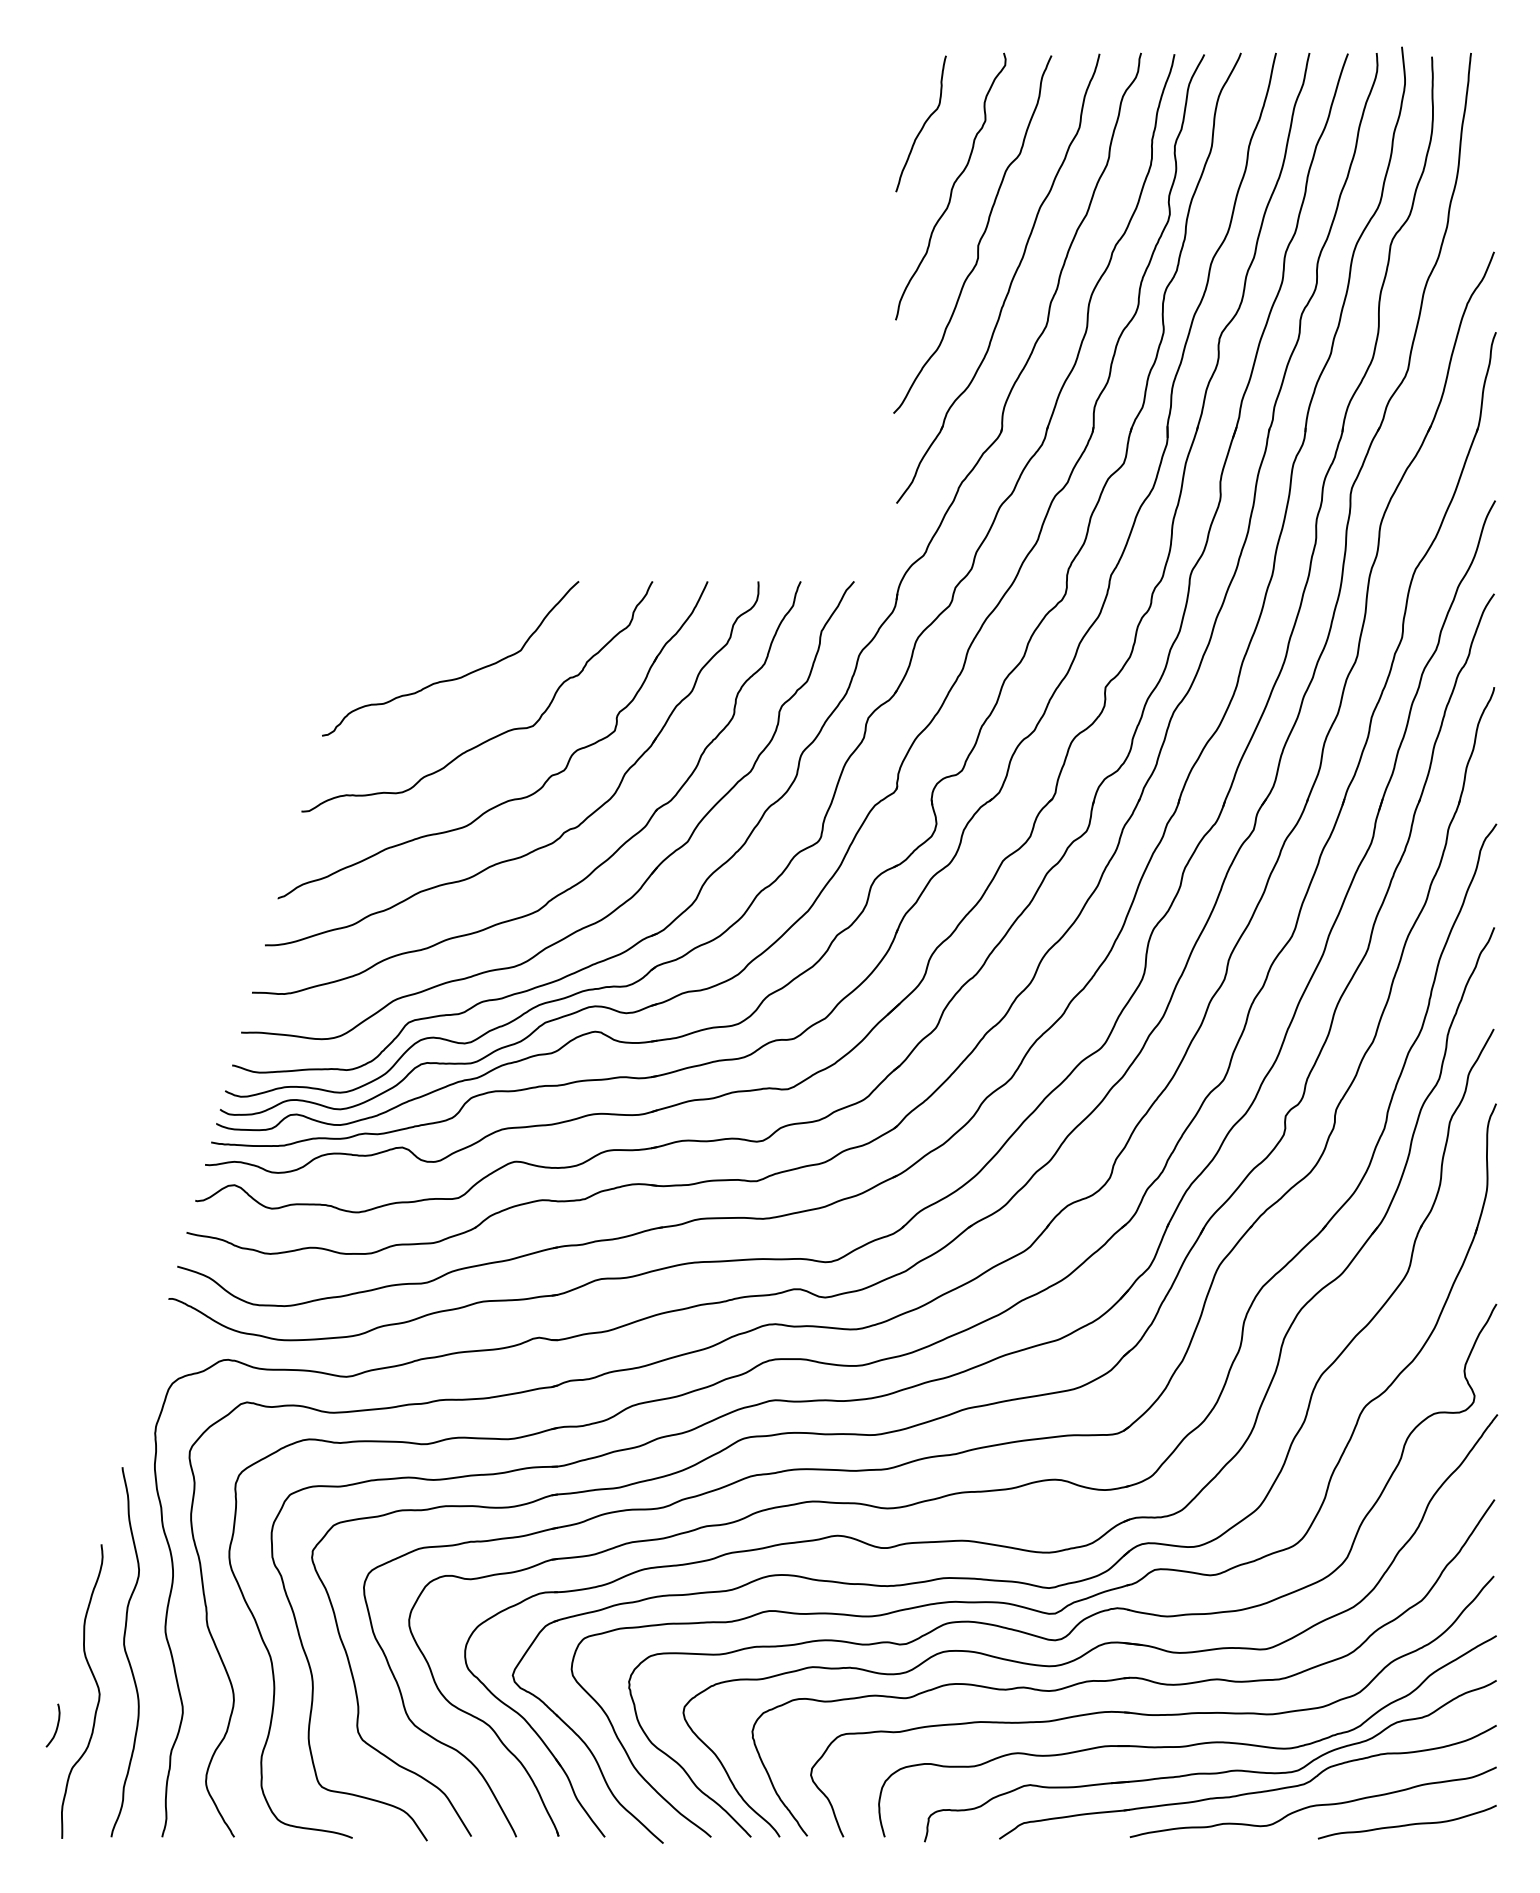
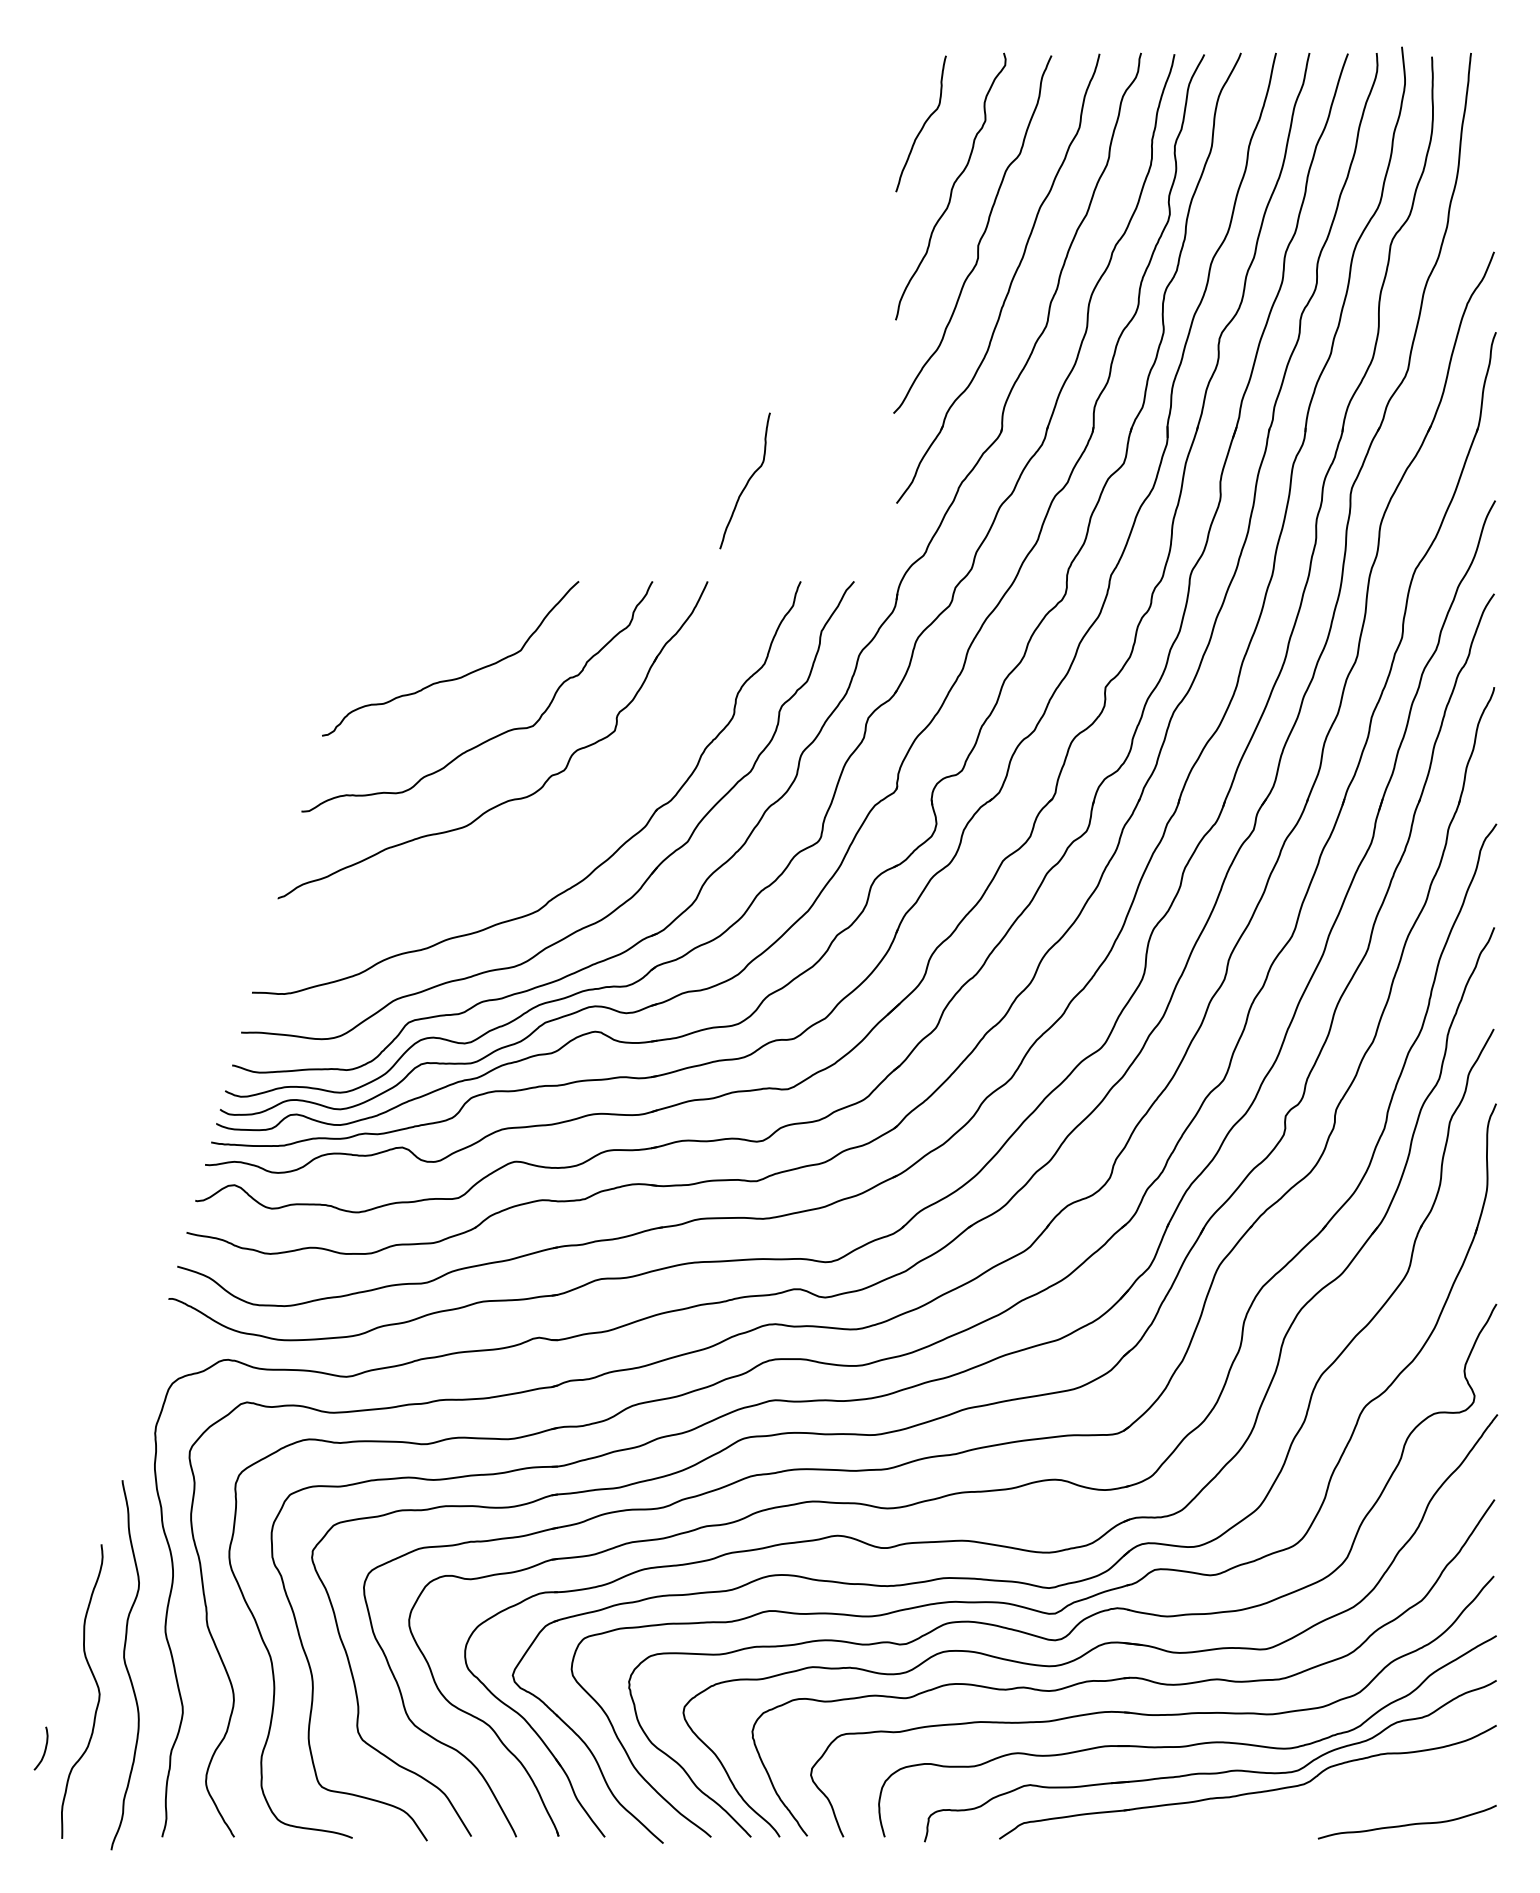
curve: none -> present (746, 482)
part: present -> none (565, 830)
curve position: (124, 1652) -> (124, 1665) (124, 1665)
curve position: (56, 1725) -> (44, 1748) (44, 1748)
curve: present -> none (1314, 1804)
